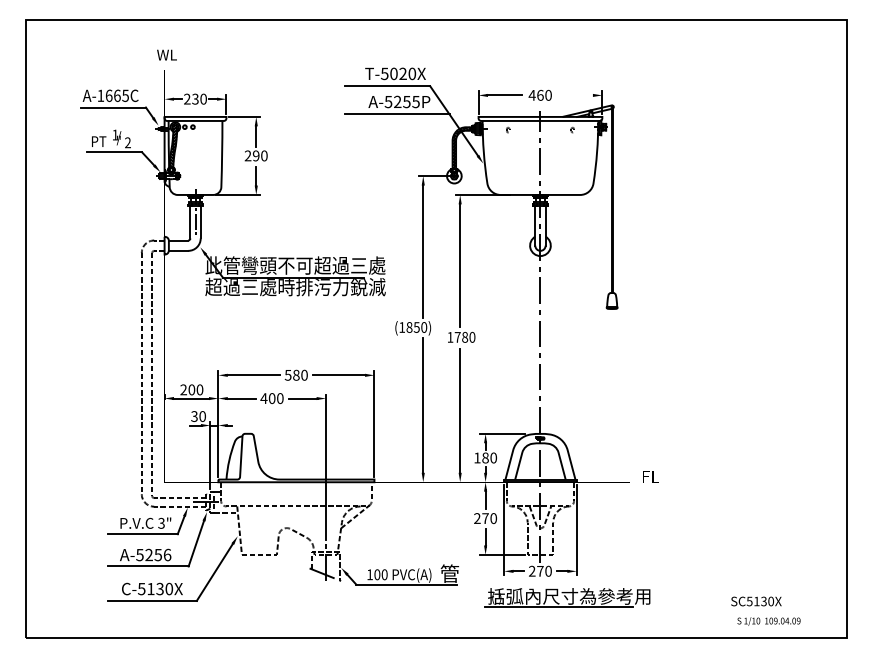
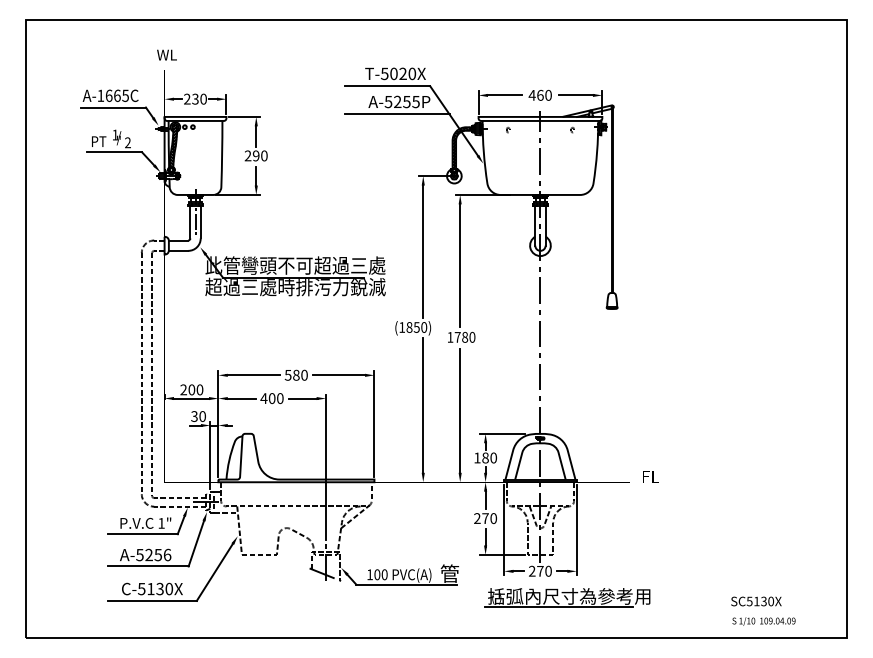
line: none -> present (576, 95)
text: 3" -> 1" (161, 522)
text position: (768, 621) -> (763, 621) (763, 621)
